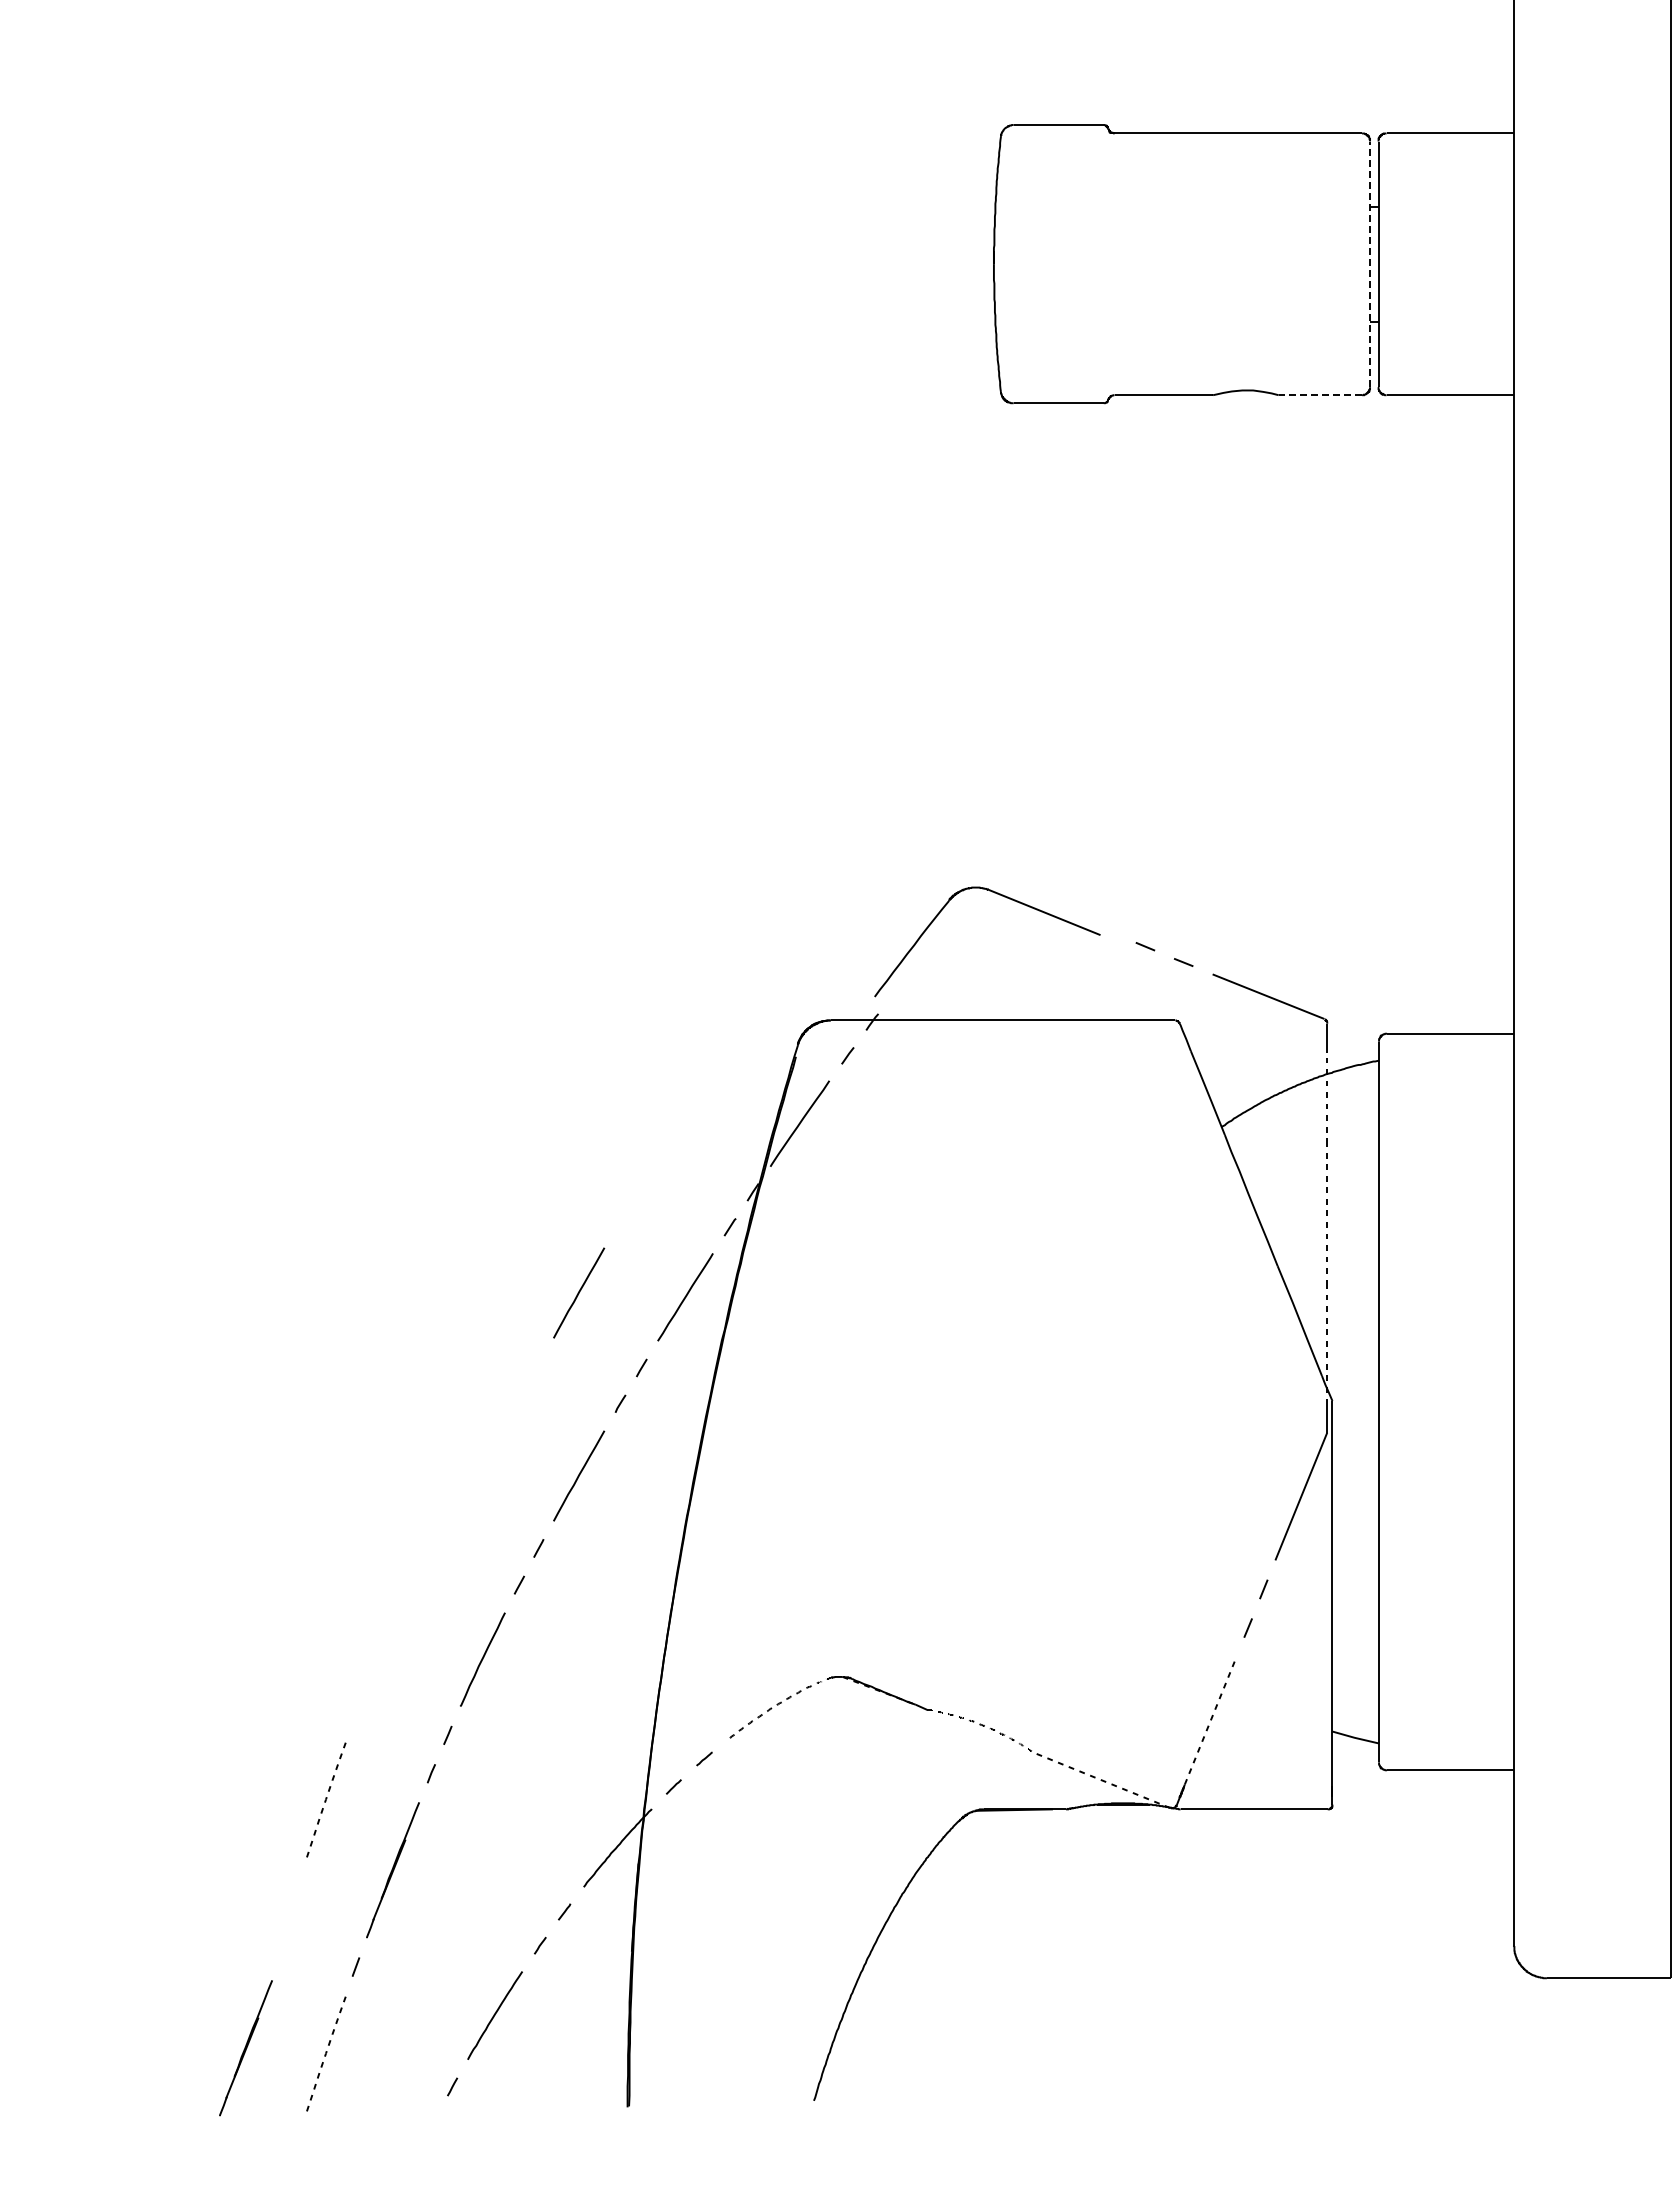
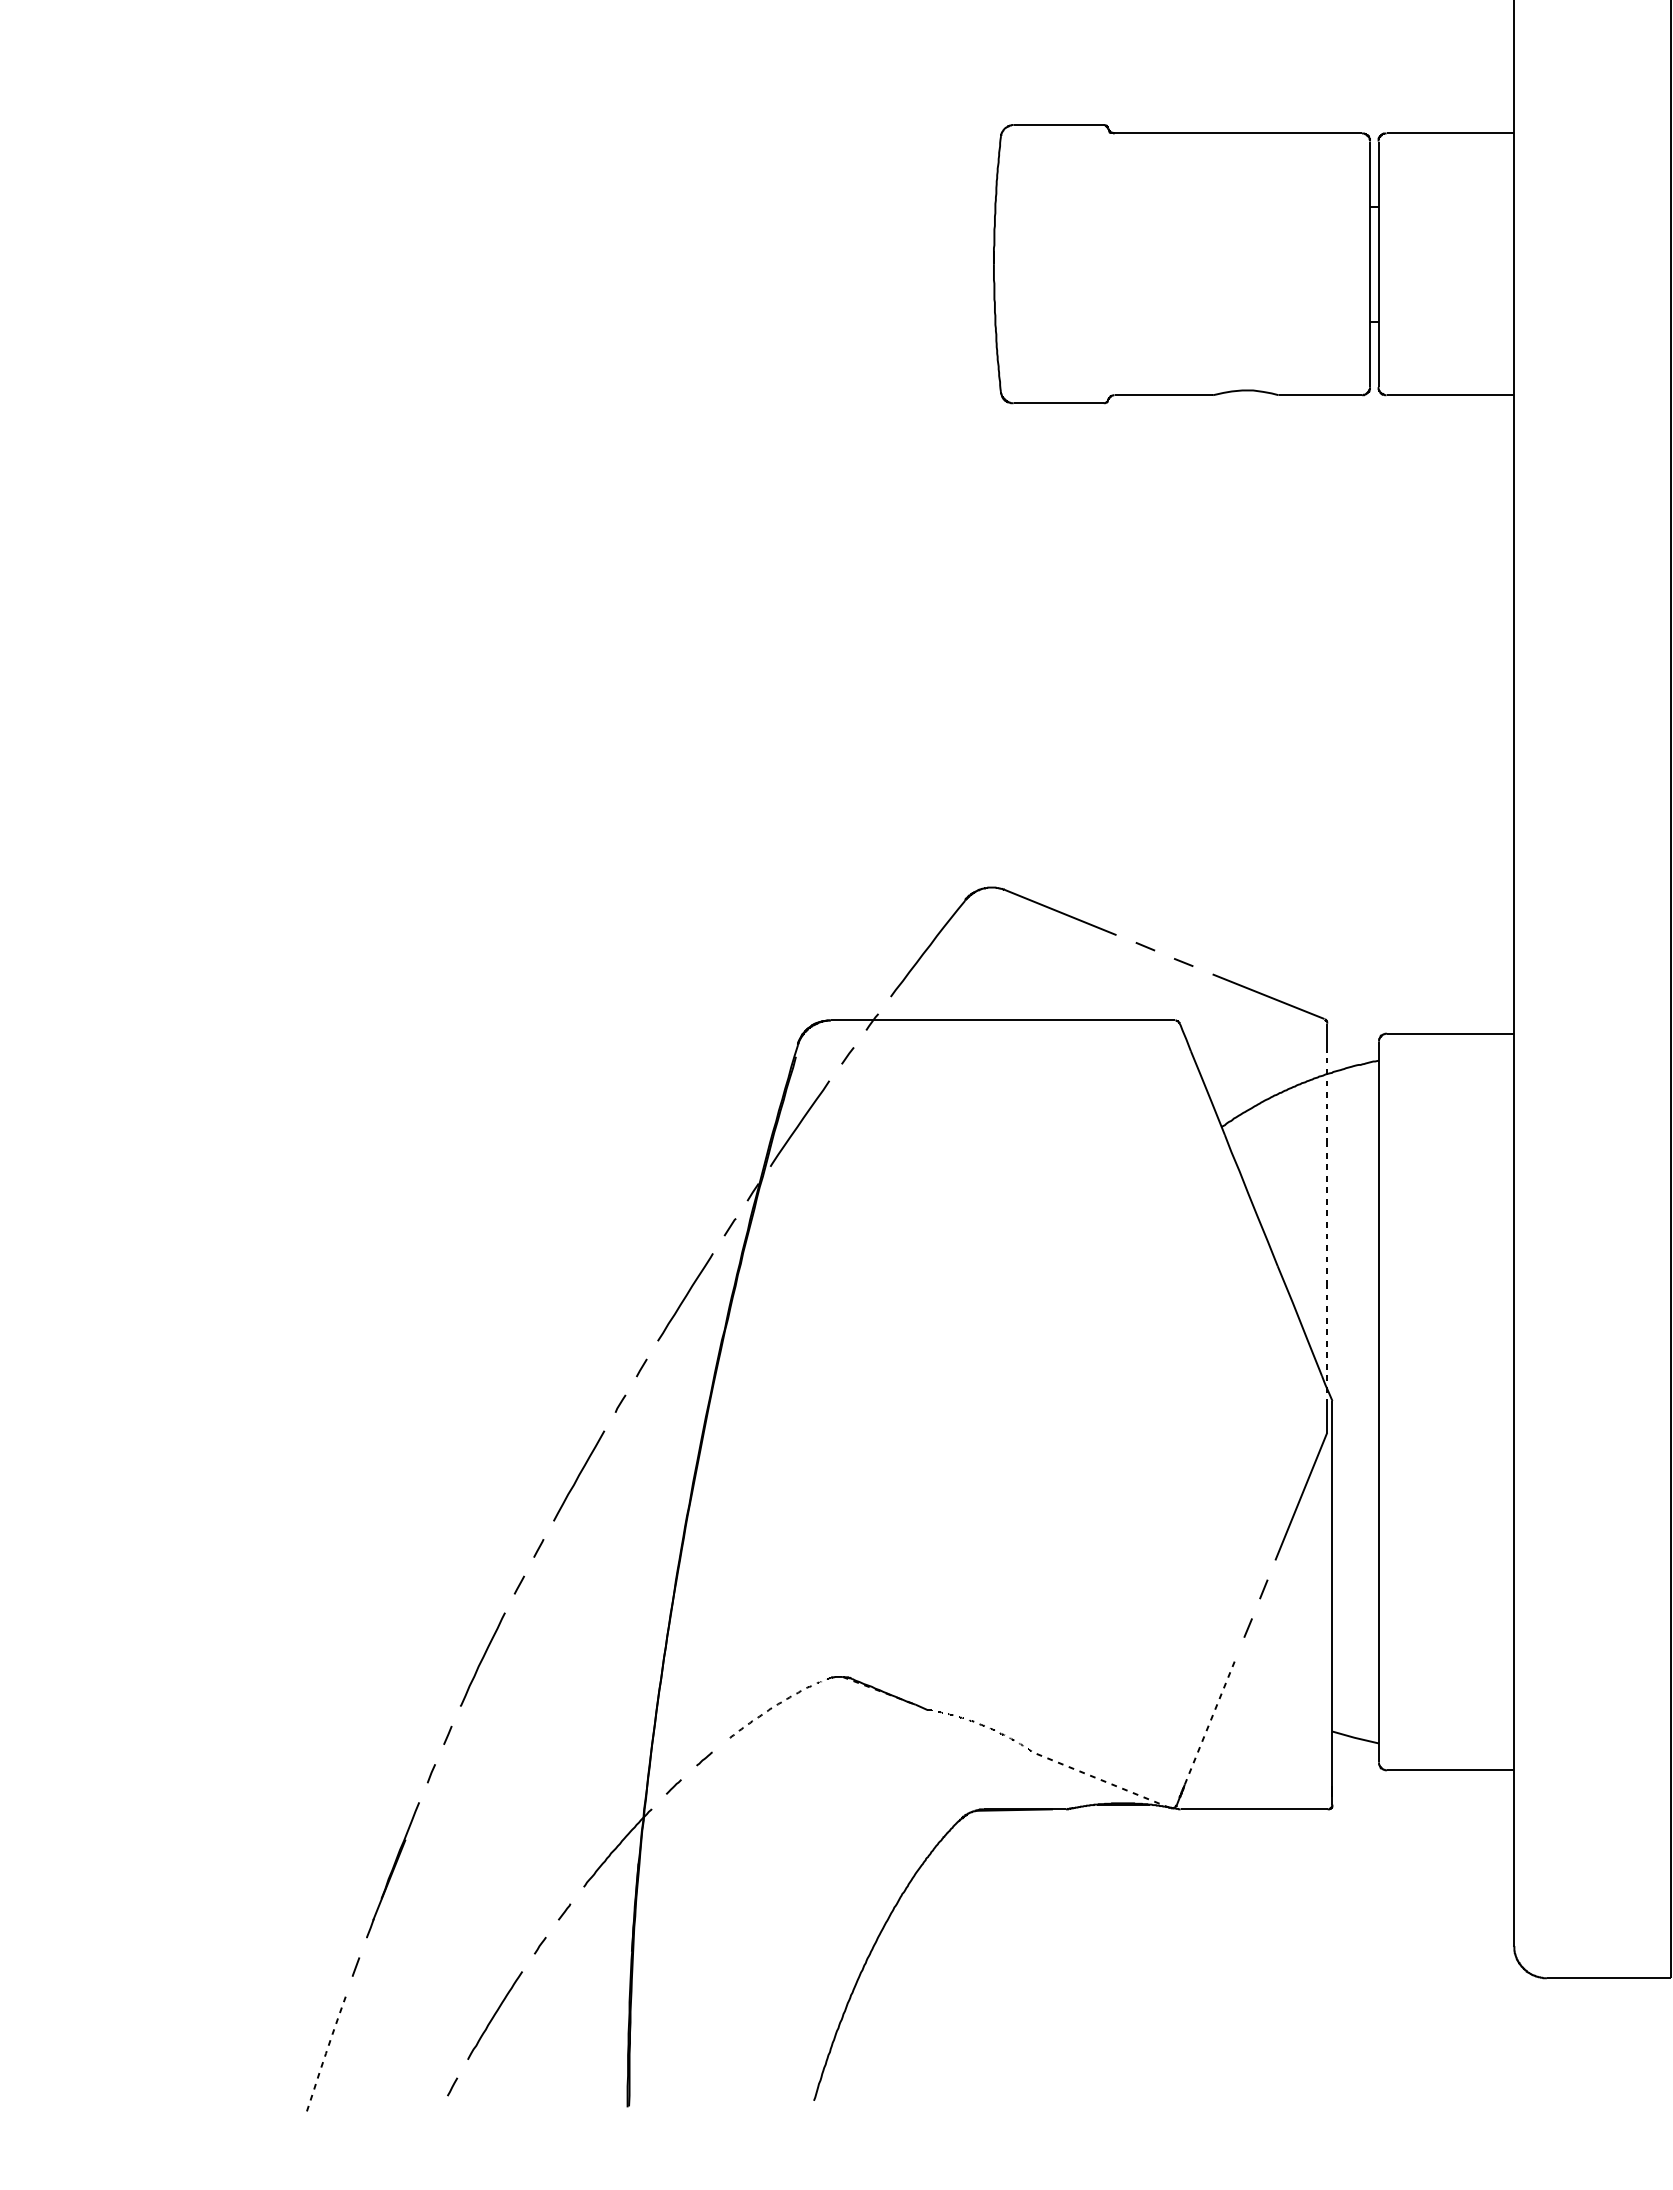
line: dashed -> solid (1370, 264)
line: dashed -> solid (1320, 395)
part position: (1004, 897) -> (1020, 897) (1020, 897)
line: present -> none (579, 1292)
curve: present -> none (326, 1799)
line: present -> none (245, 2048)
